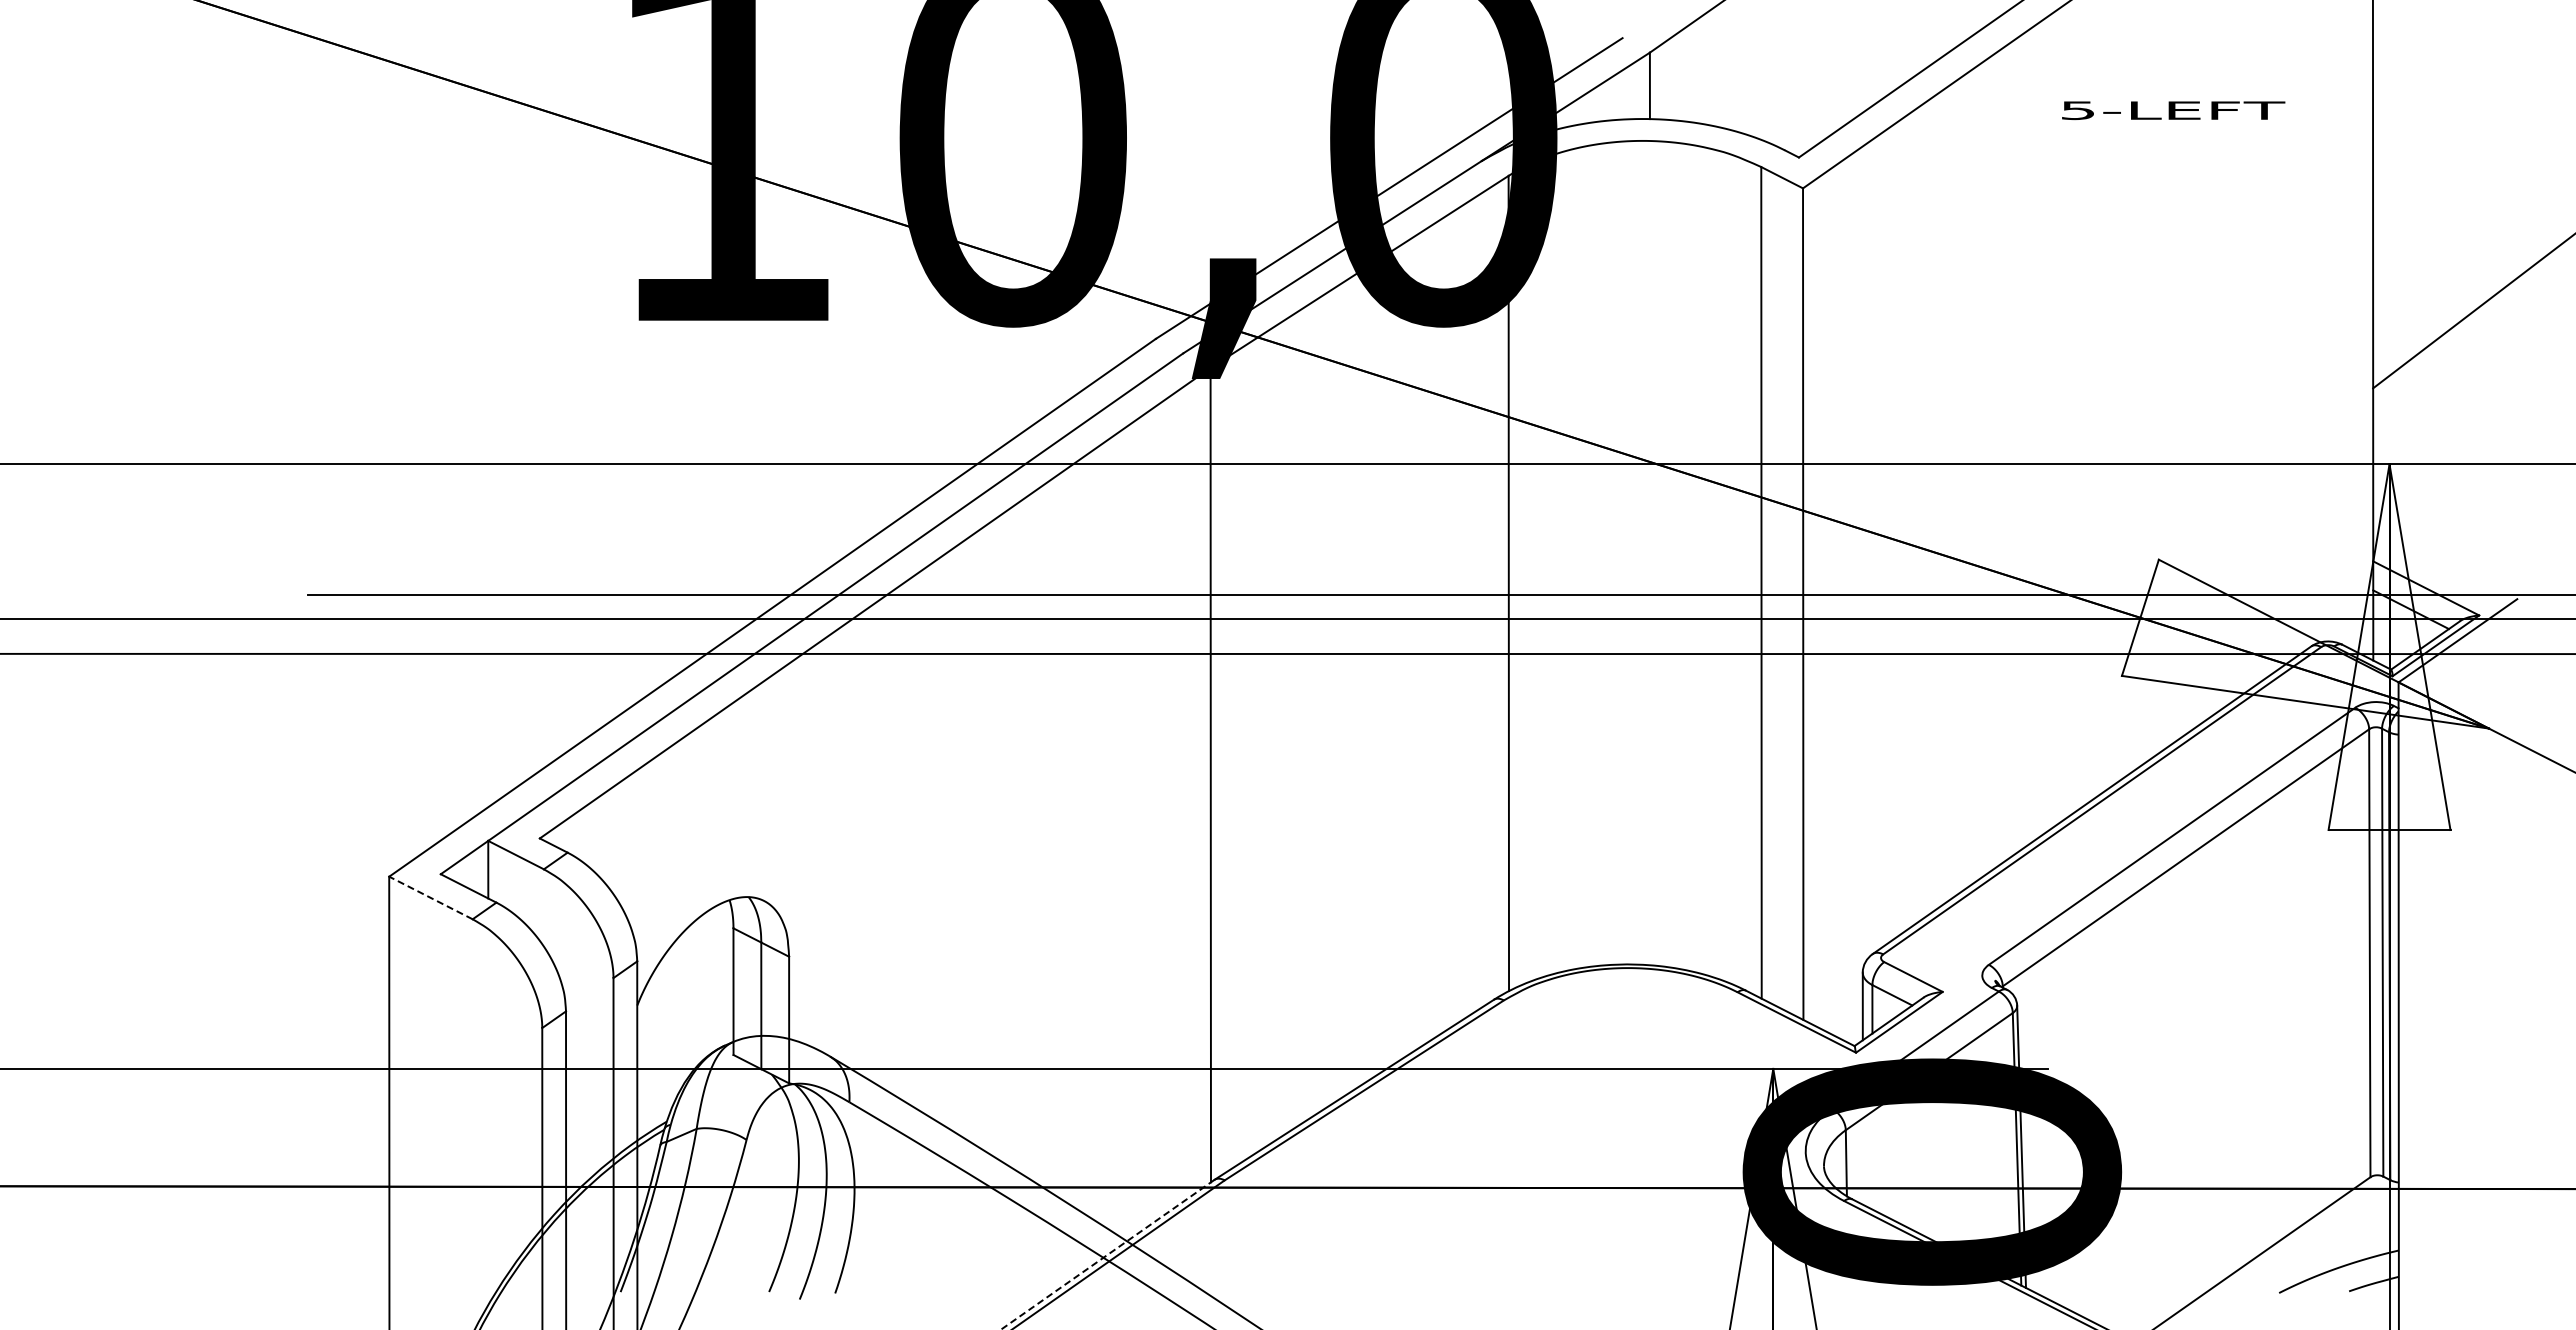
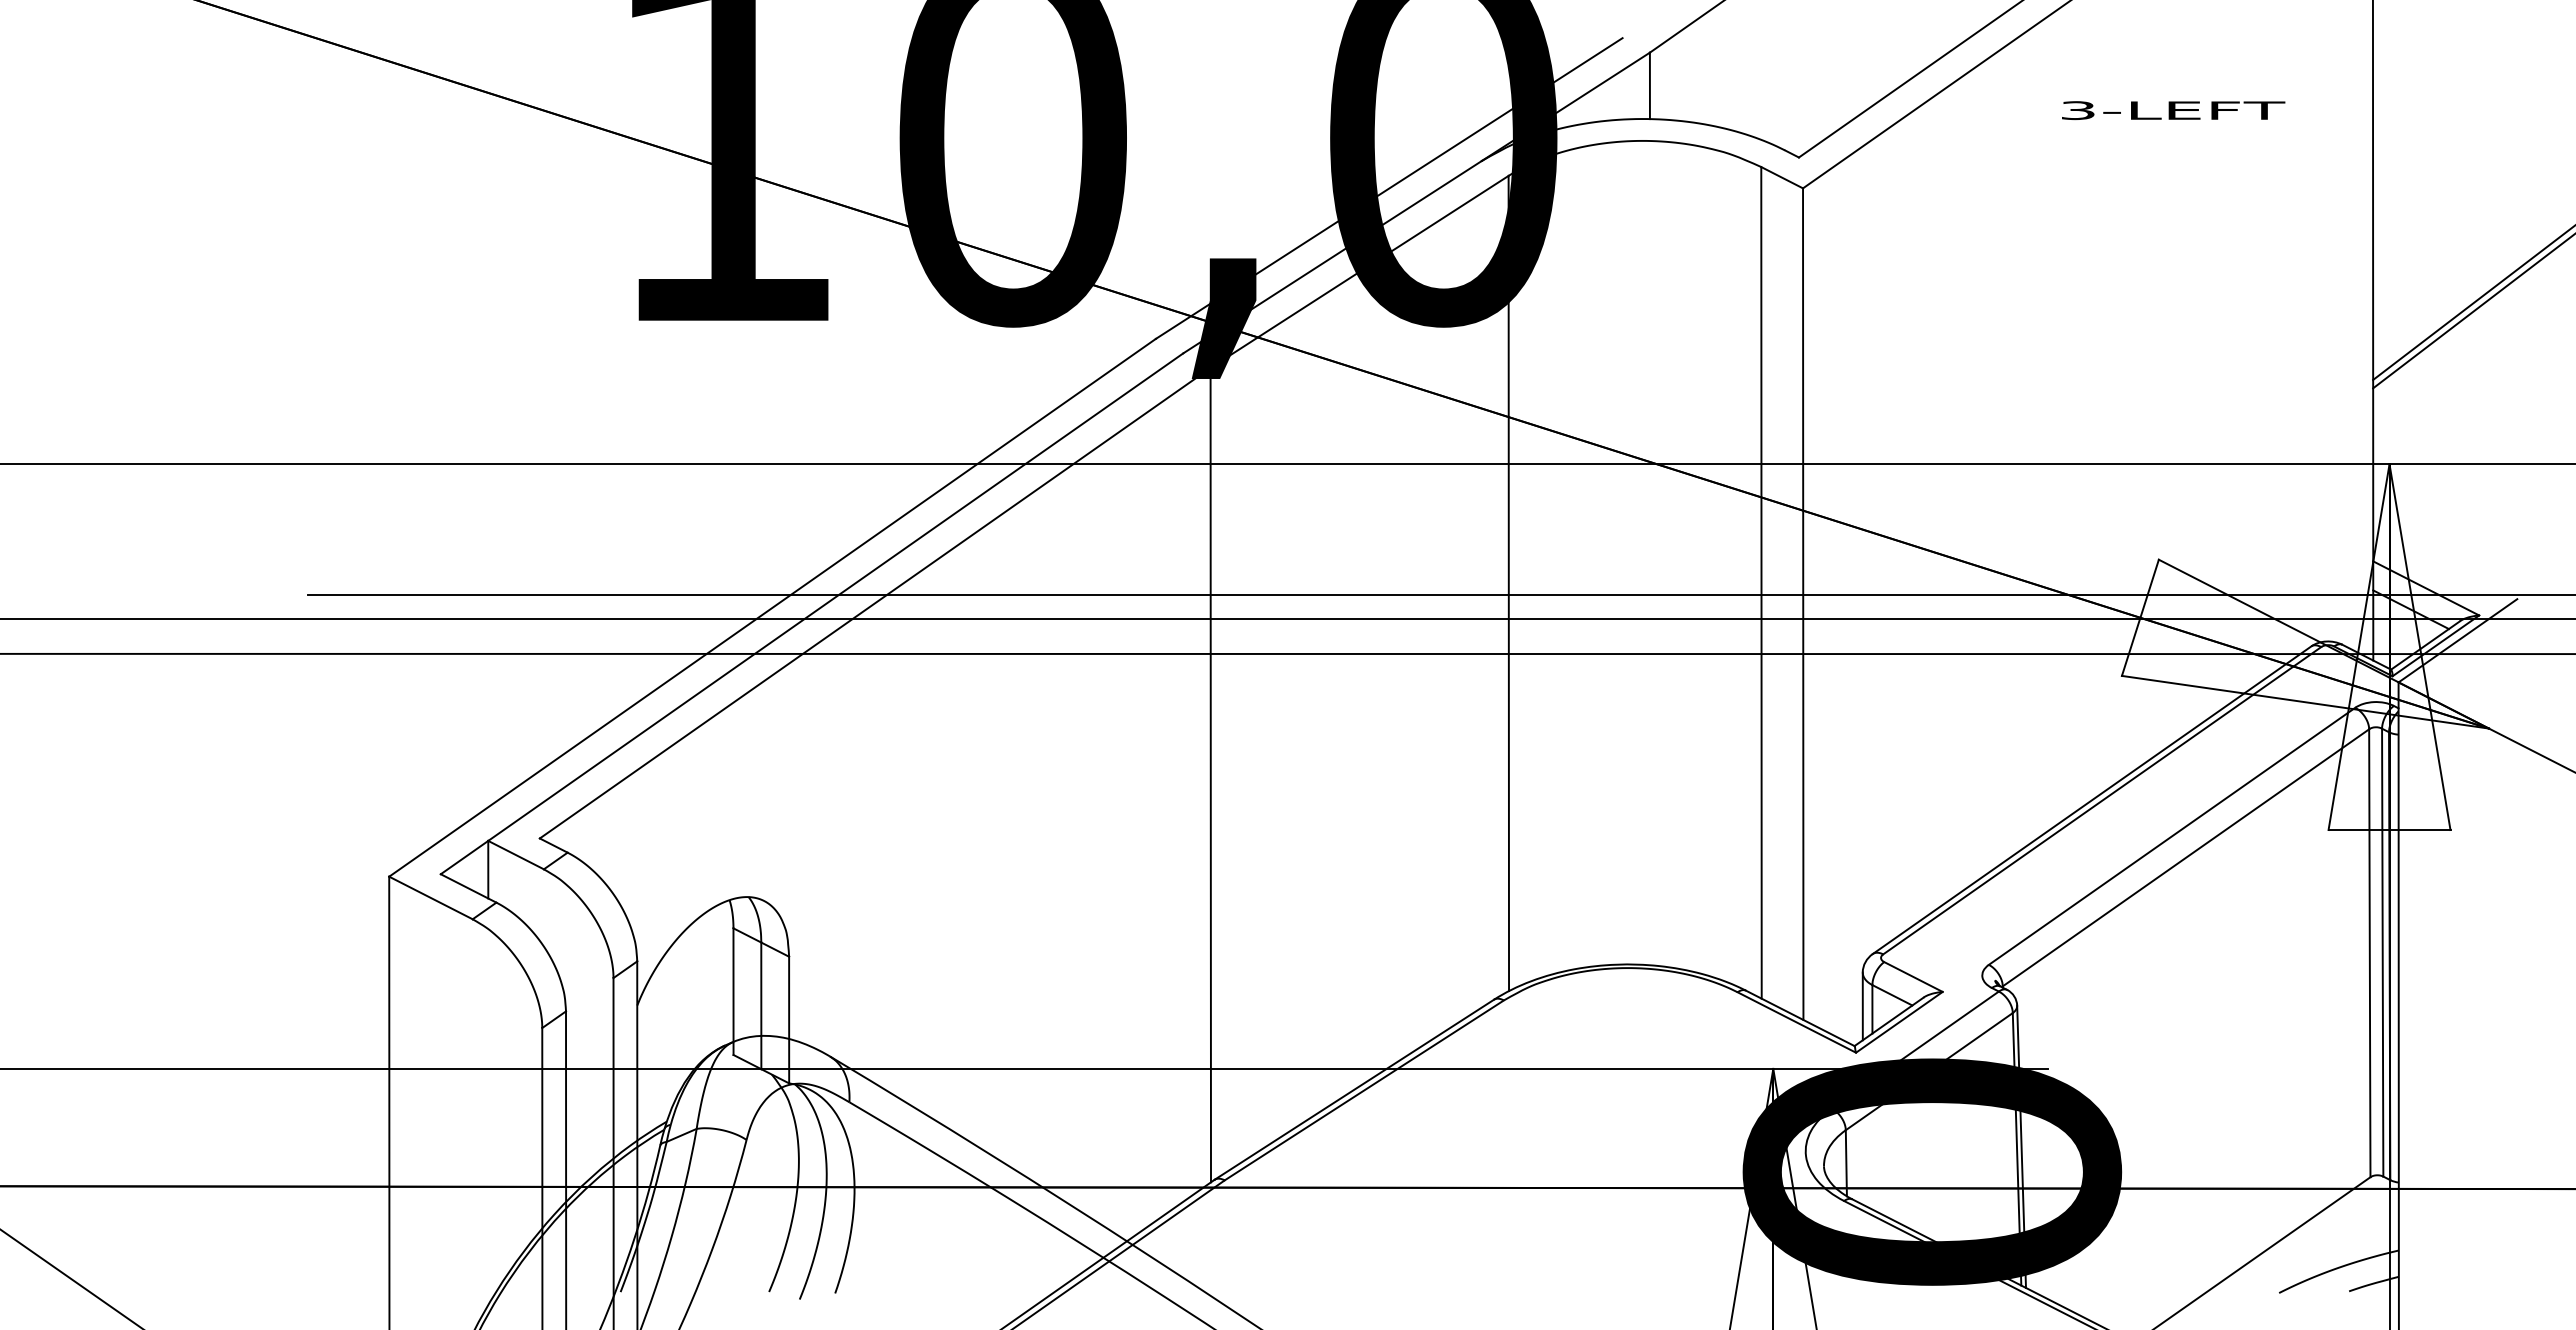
text: 5-LEFT -> 3-LEFT (2078, 110)
line: none -> present (2472, 303)
line: dashed -> solid (430, 897)
line: dashed -> solid (1107, 1255)
line: none -> present (70, 1278)
